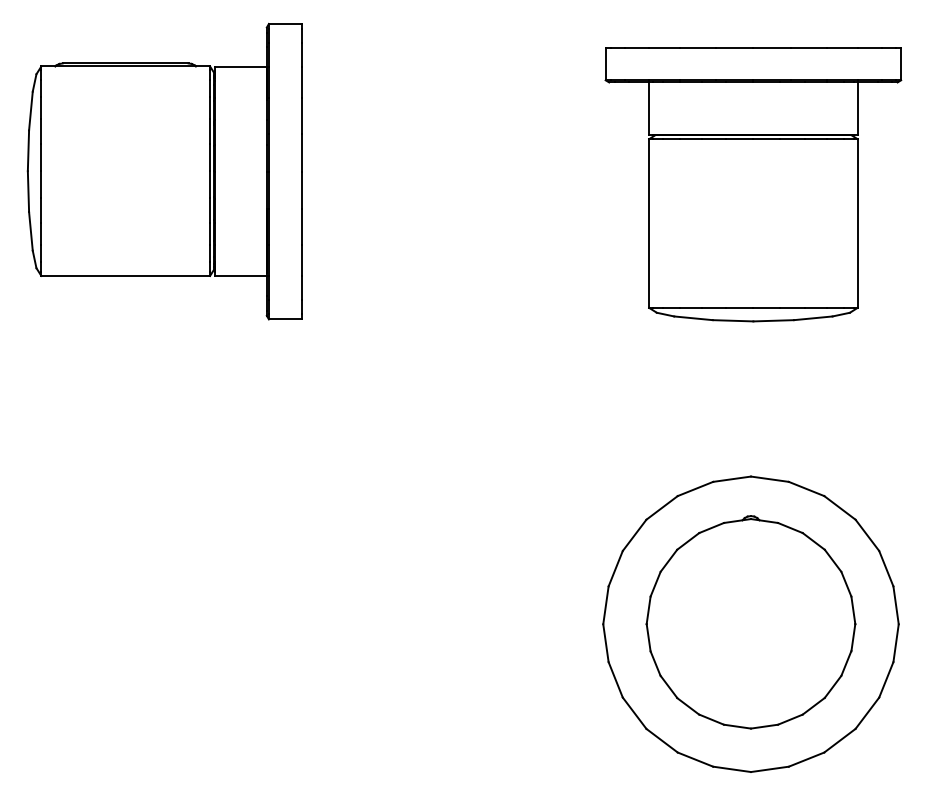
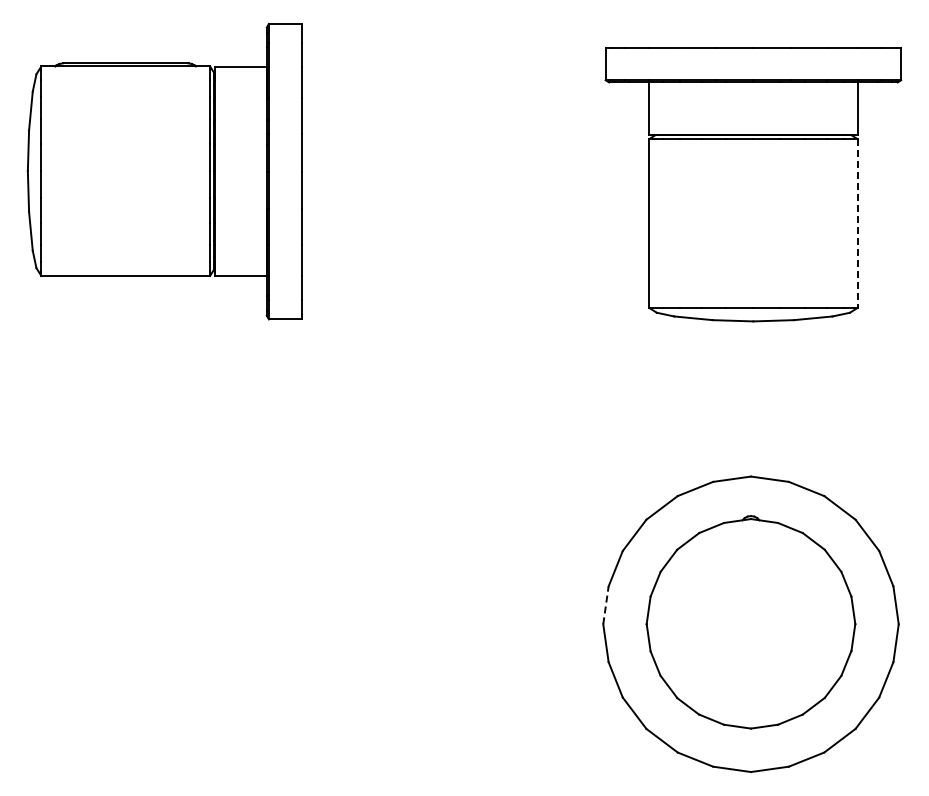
line: solid -> dashed (857, 224)
line: solid -> dashed (606, 604)
